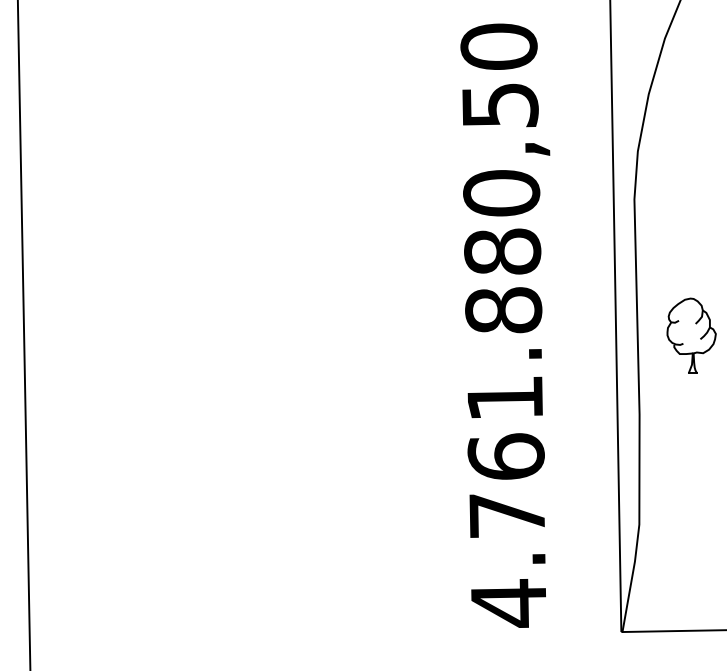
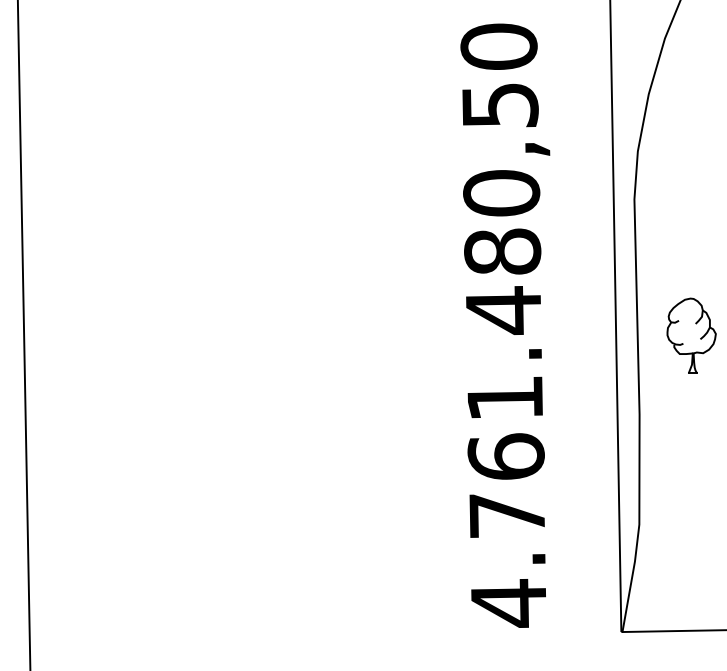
text: 4.761.880,50 -> 4.761.480,50 (503, 310)
